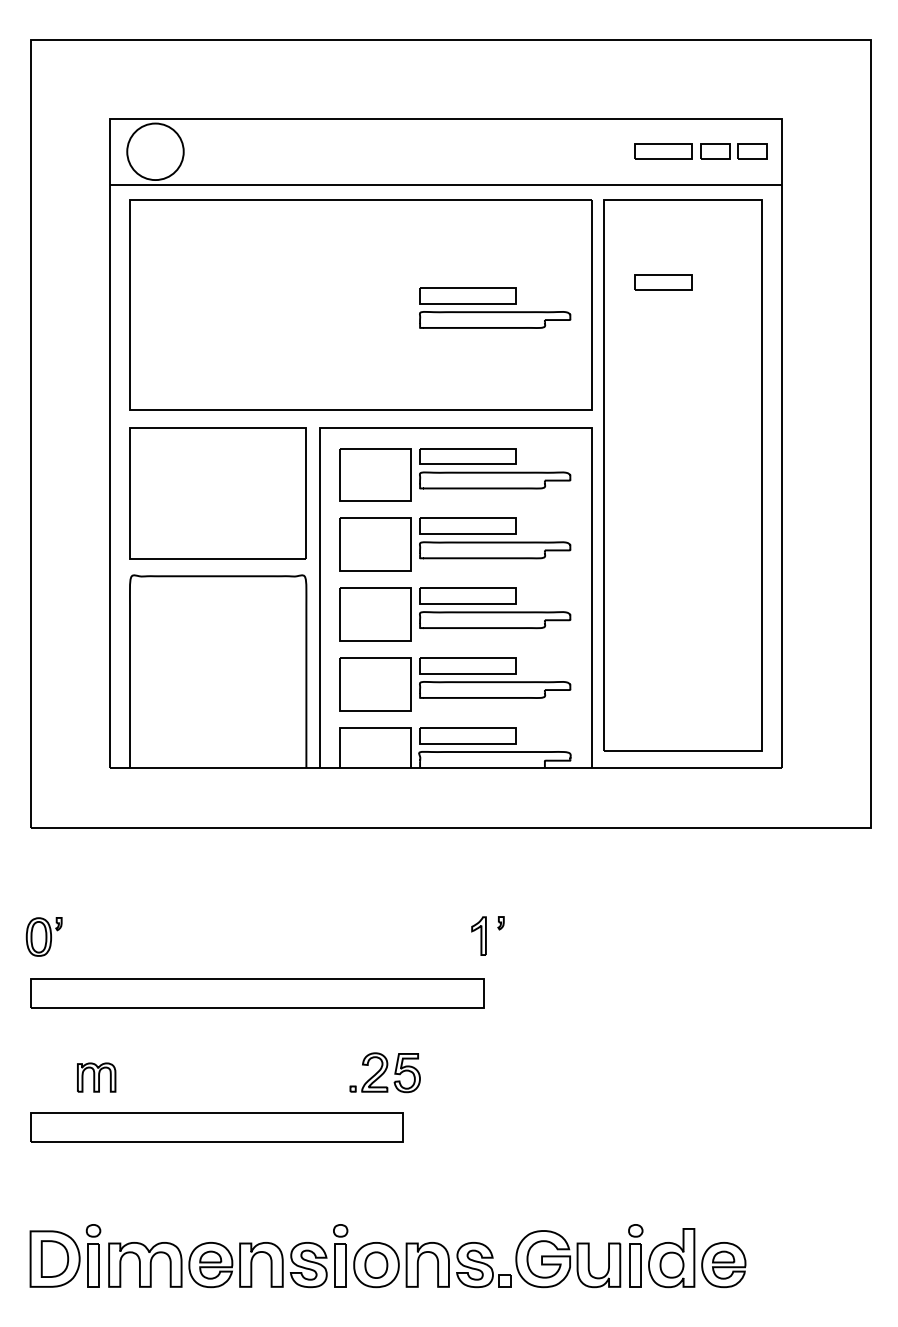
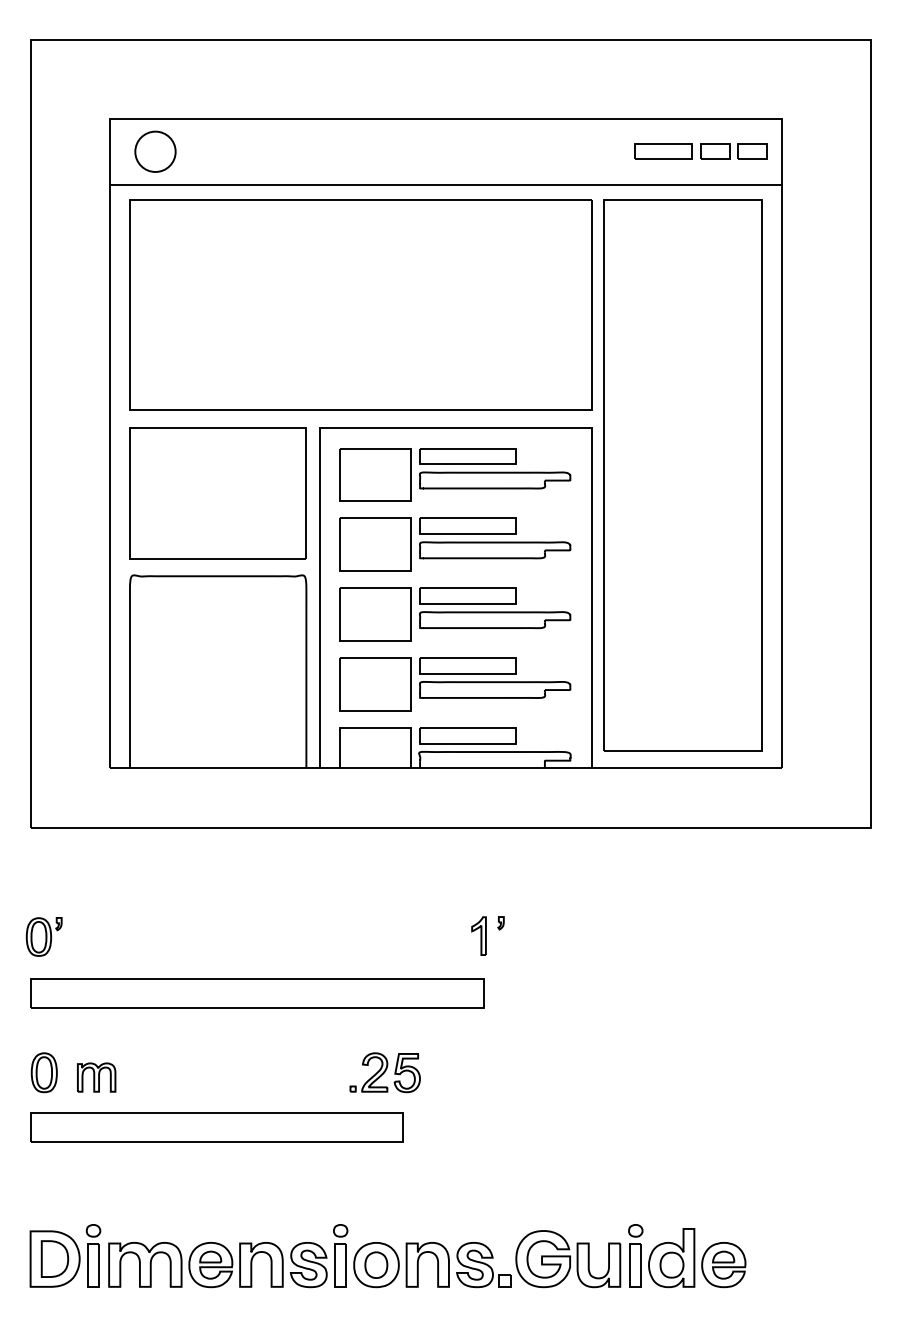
circle diameter: 56 px -> 40 px (155, 151)
part: present -> none (663, 282)
part: present -> none (495, 307)
part: none -> present (43, 1072)
